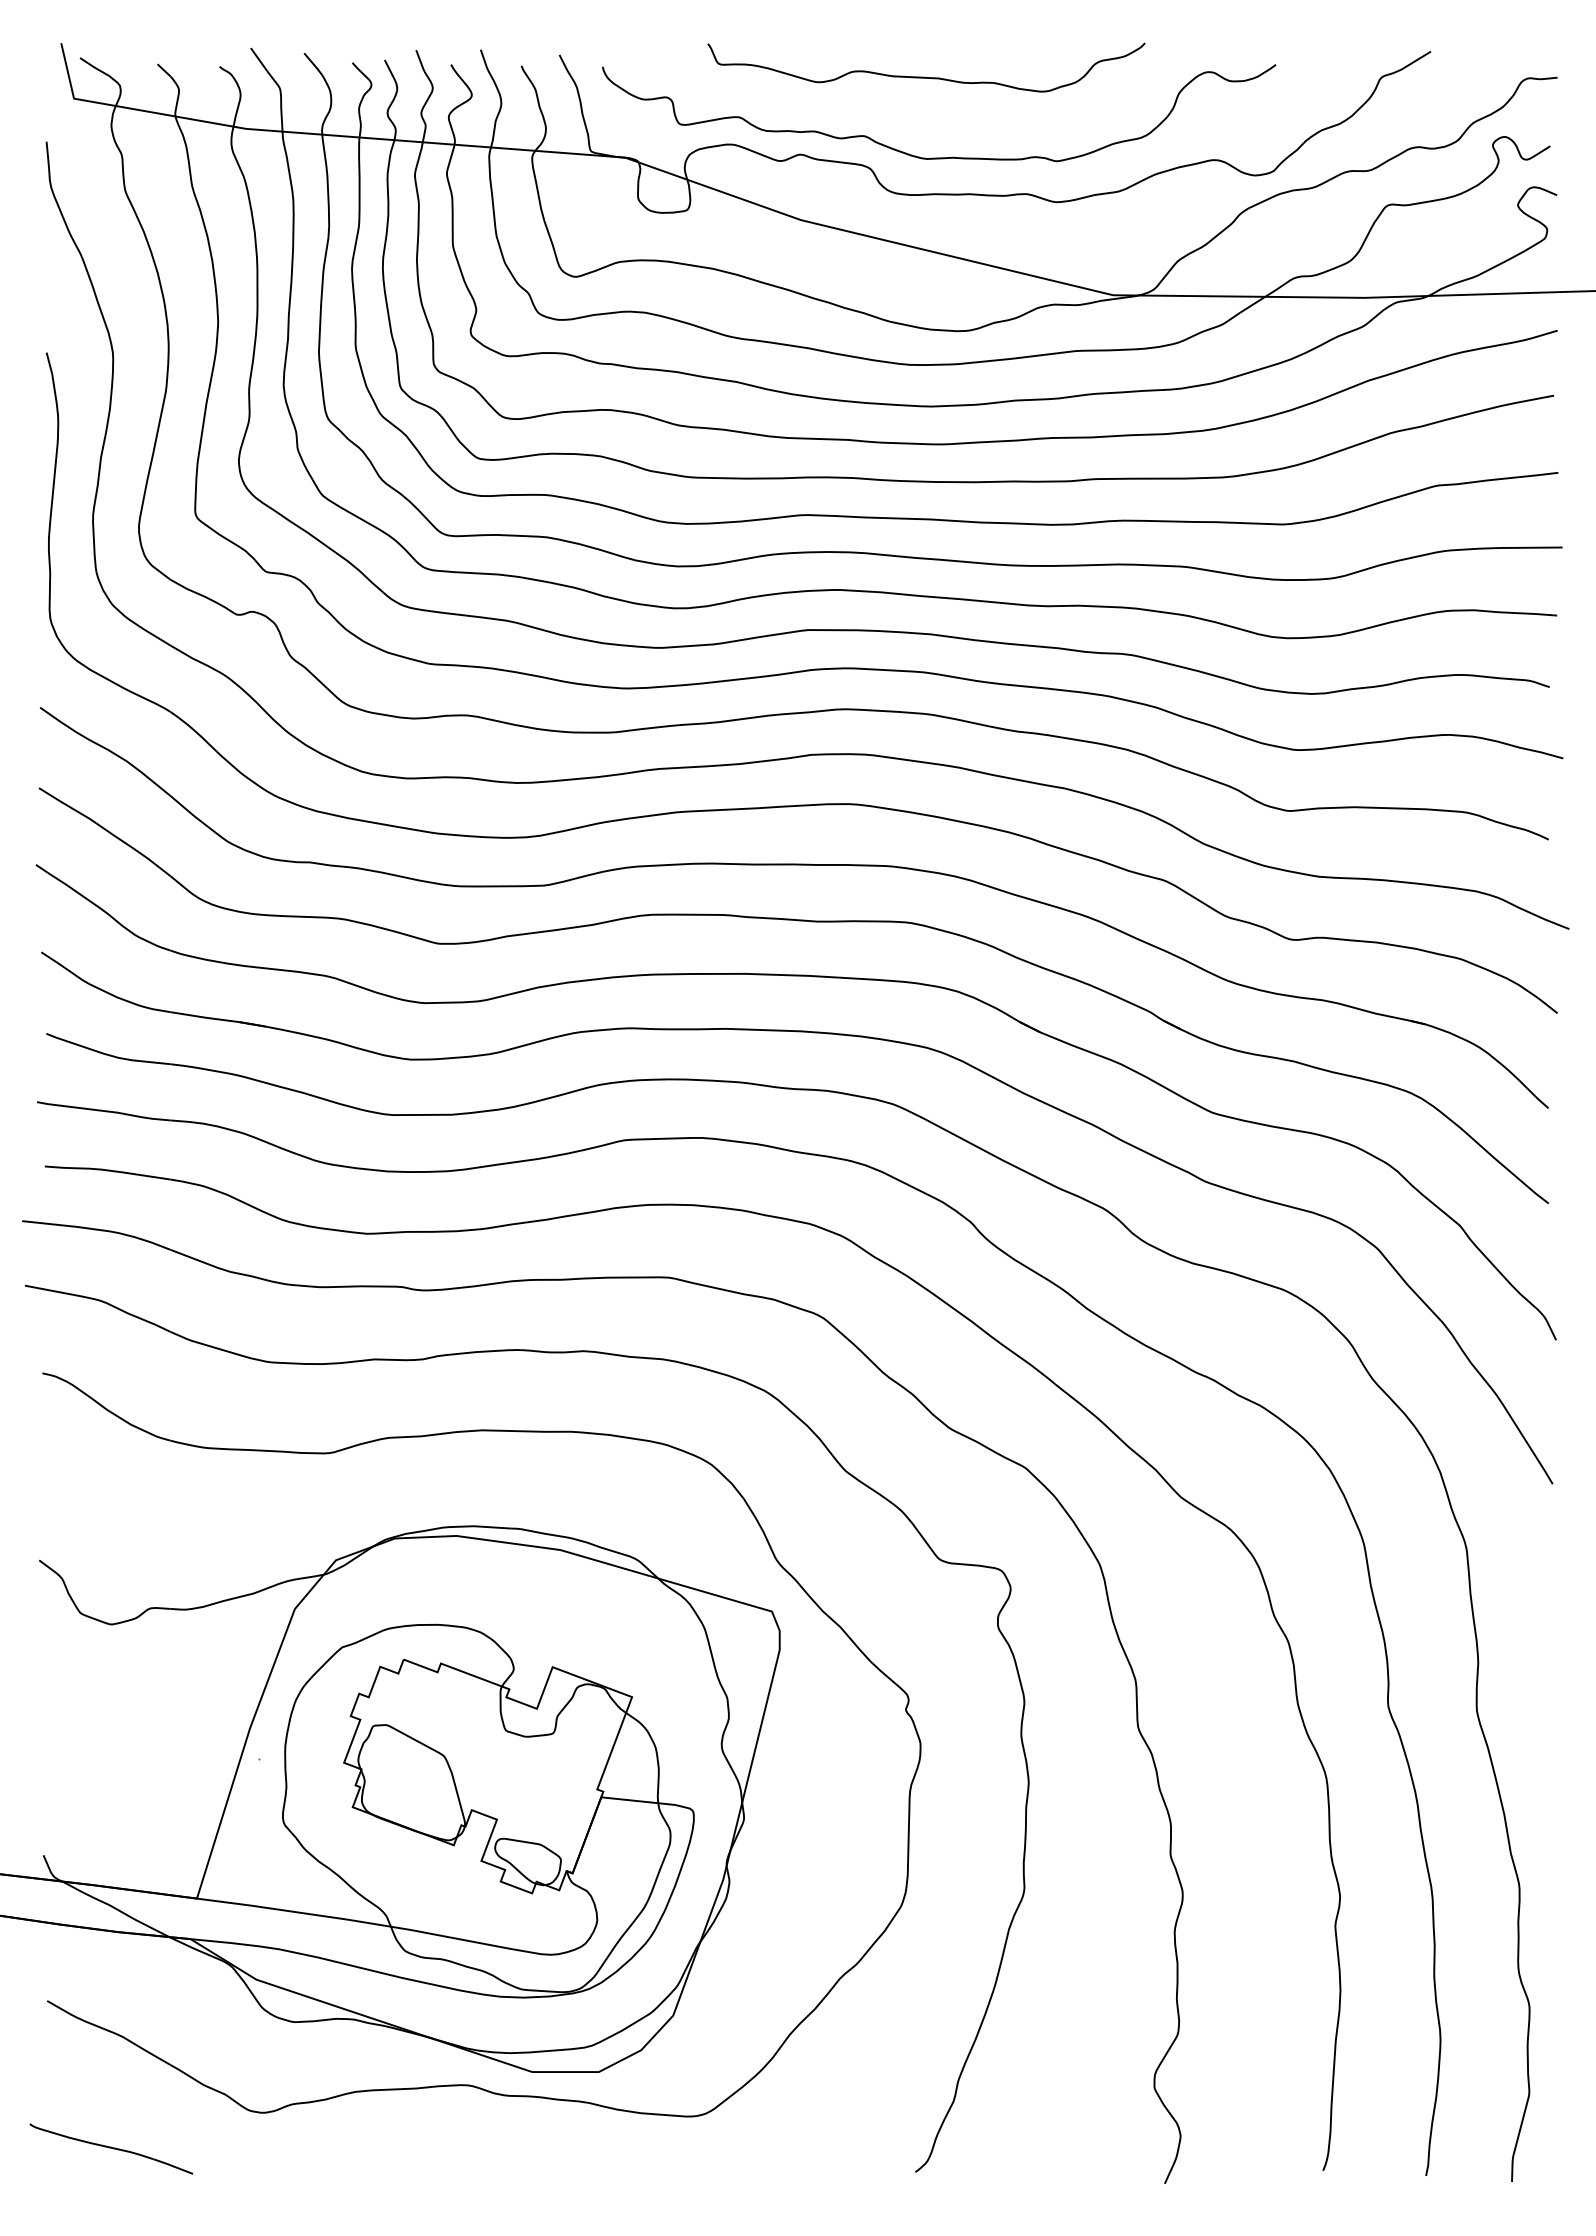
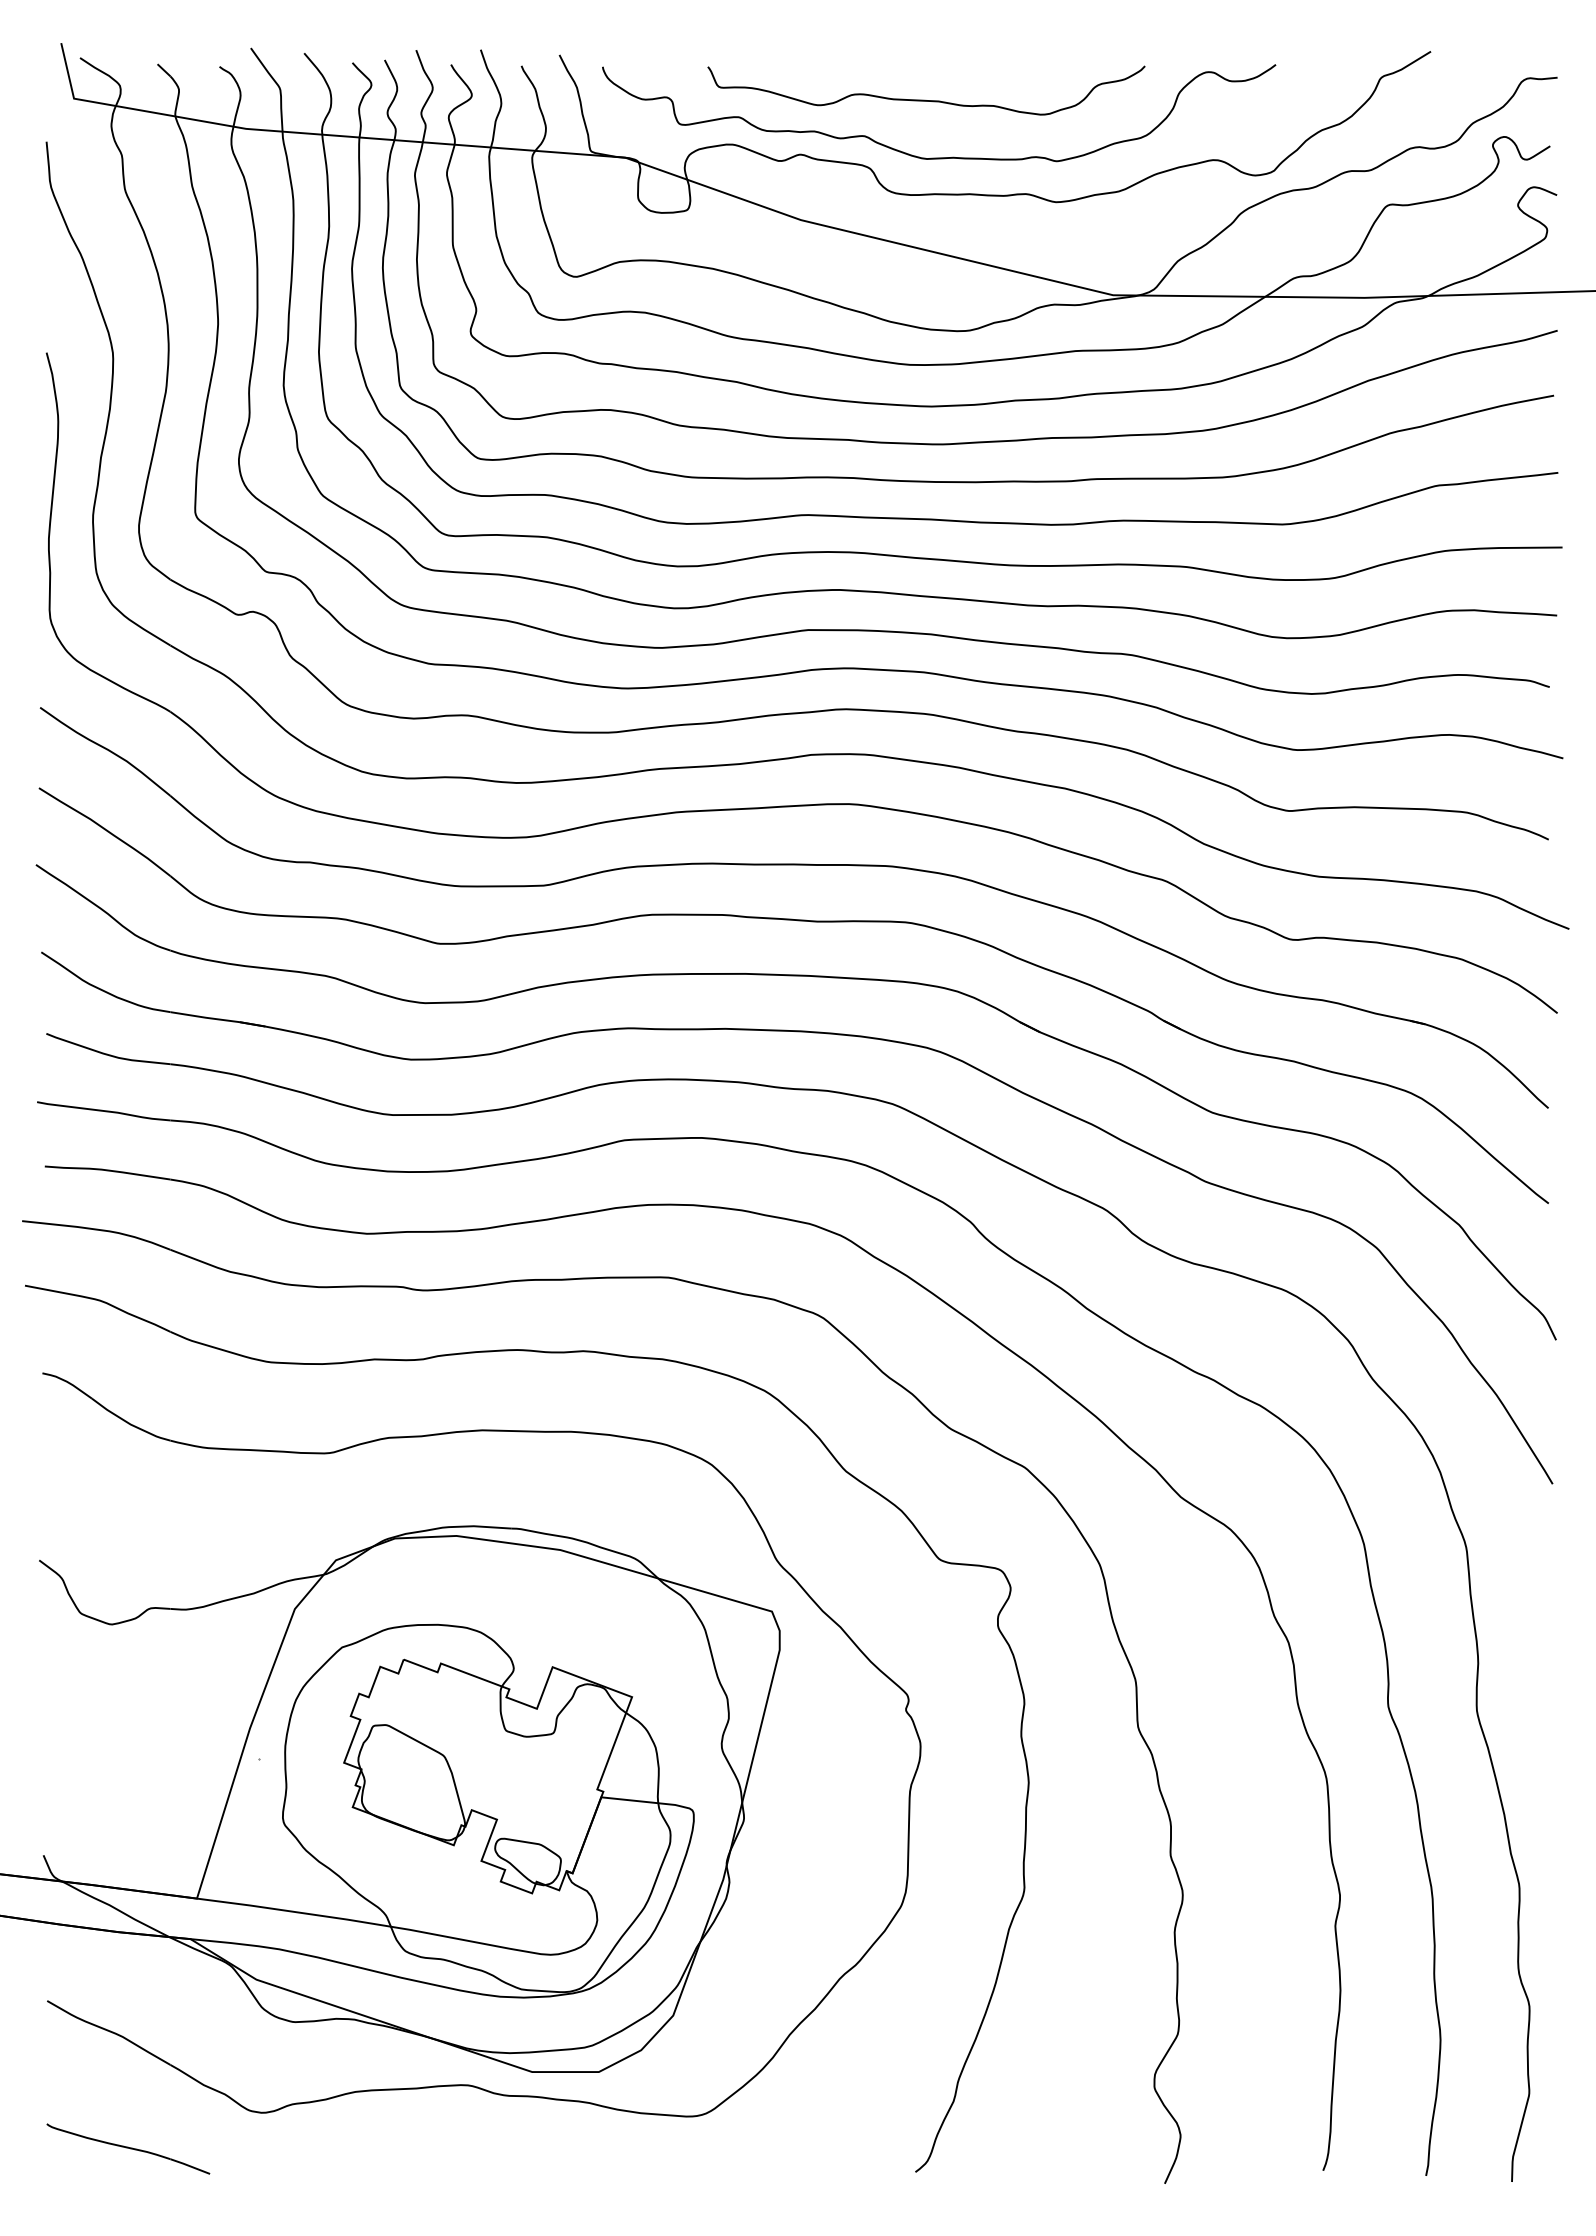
curve position: (925, 76) -> (925, 99) (925, 99)
part position: (111, 2148) -> (128, 2148) (128, 2148)
